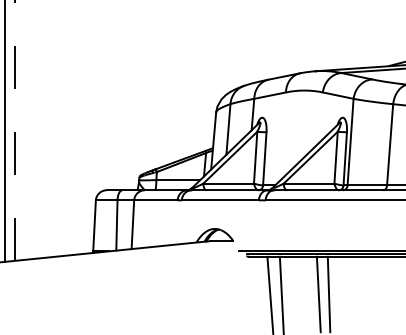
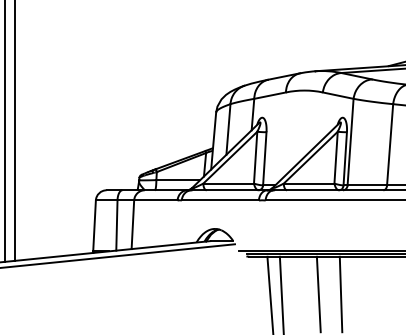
line: dashed -> solid (15, 130)
line: none -> present (118, 255)
line position: (328, 293) -> (340, 293) (340, 293)
